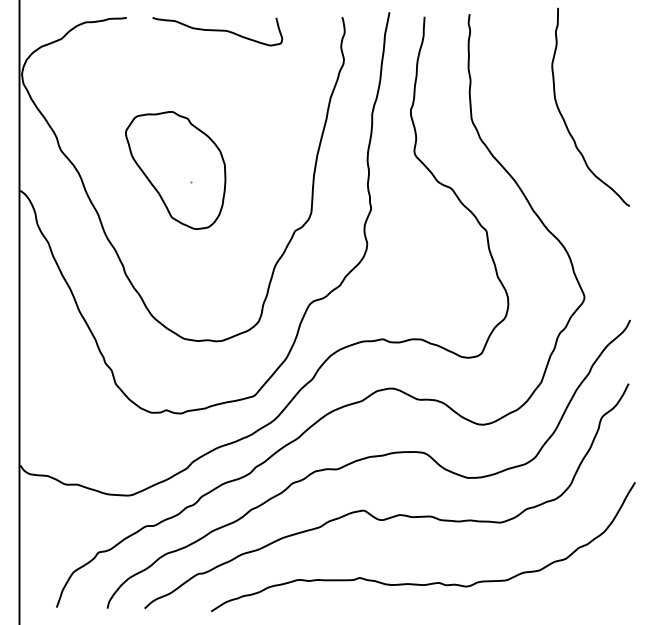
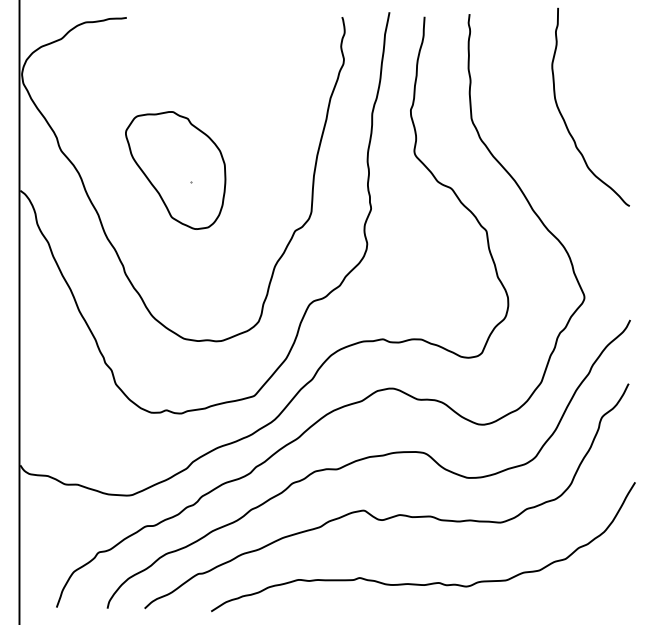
curve: present -> none (217, 31)
